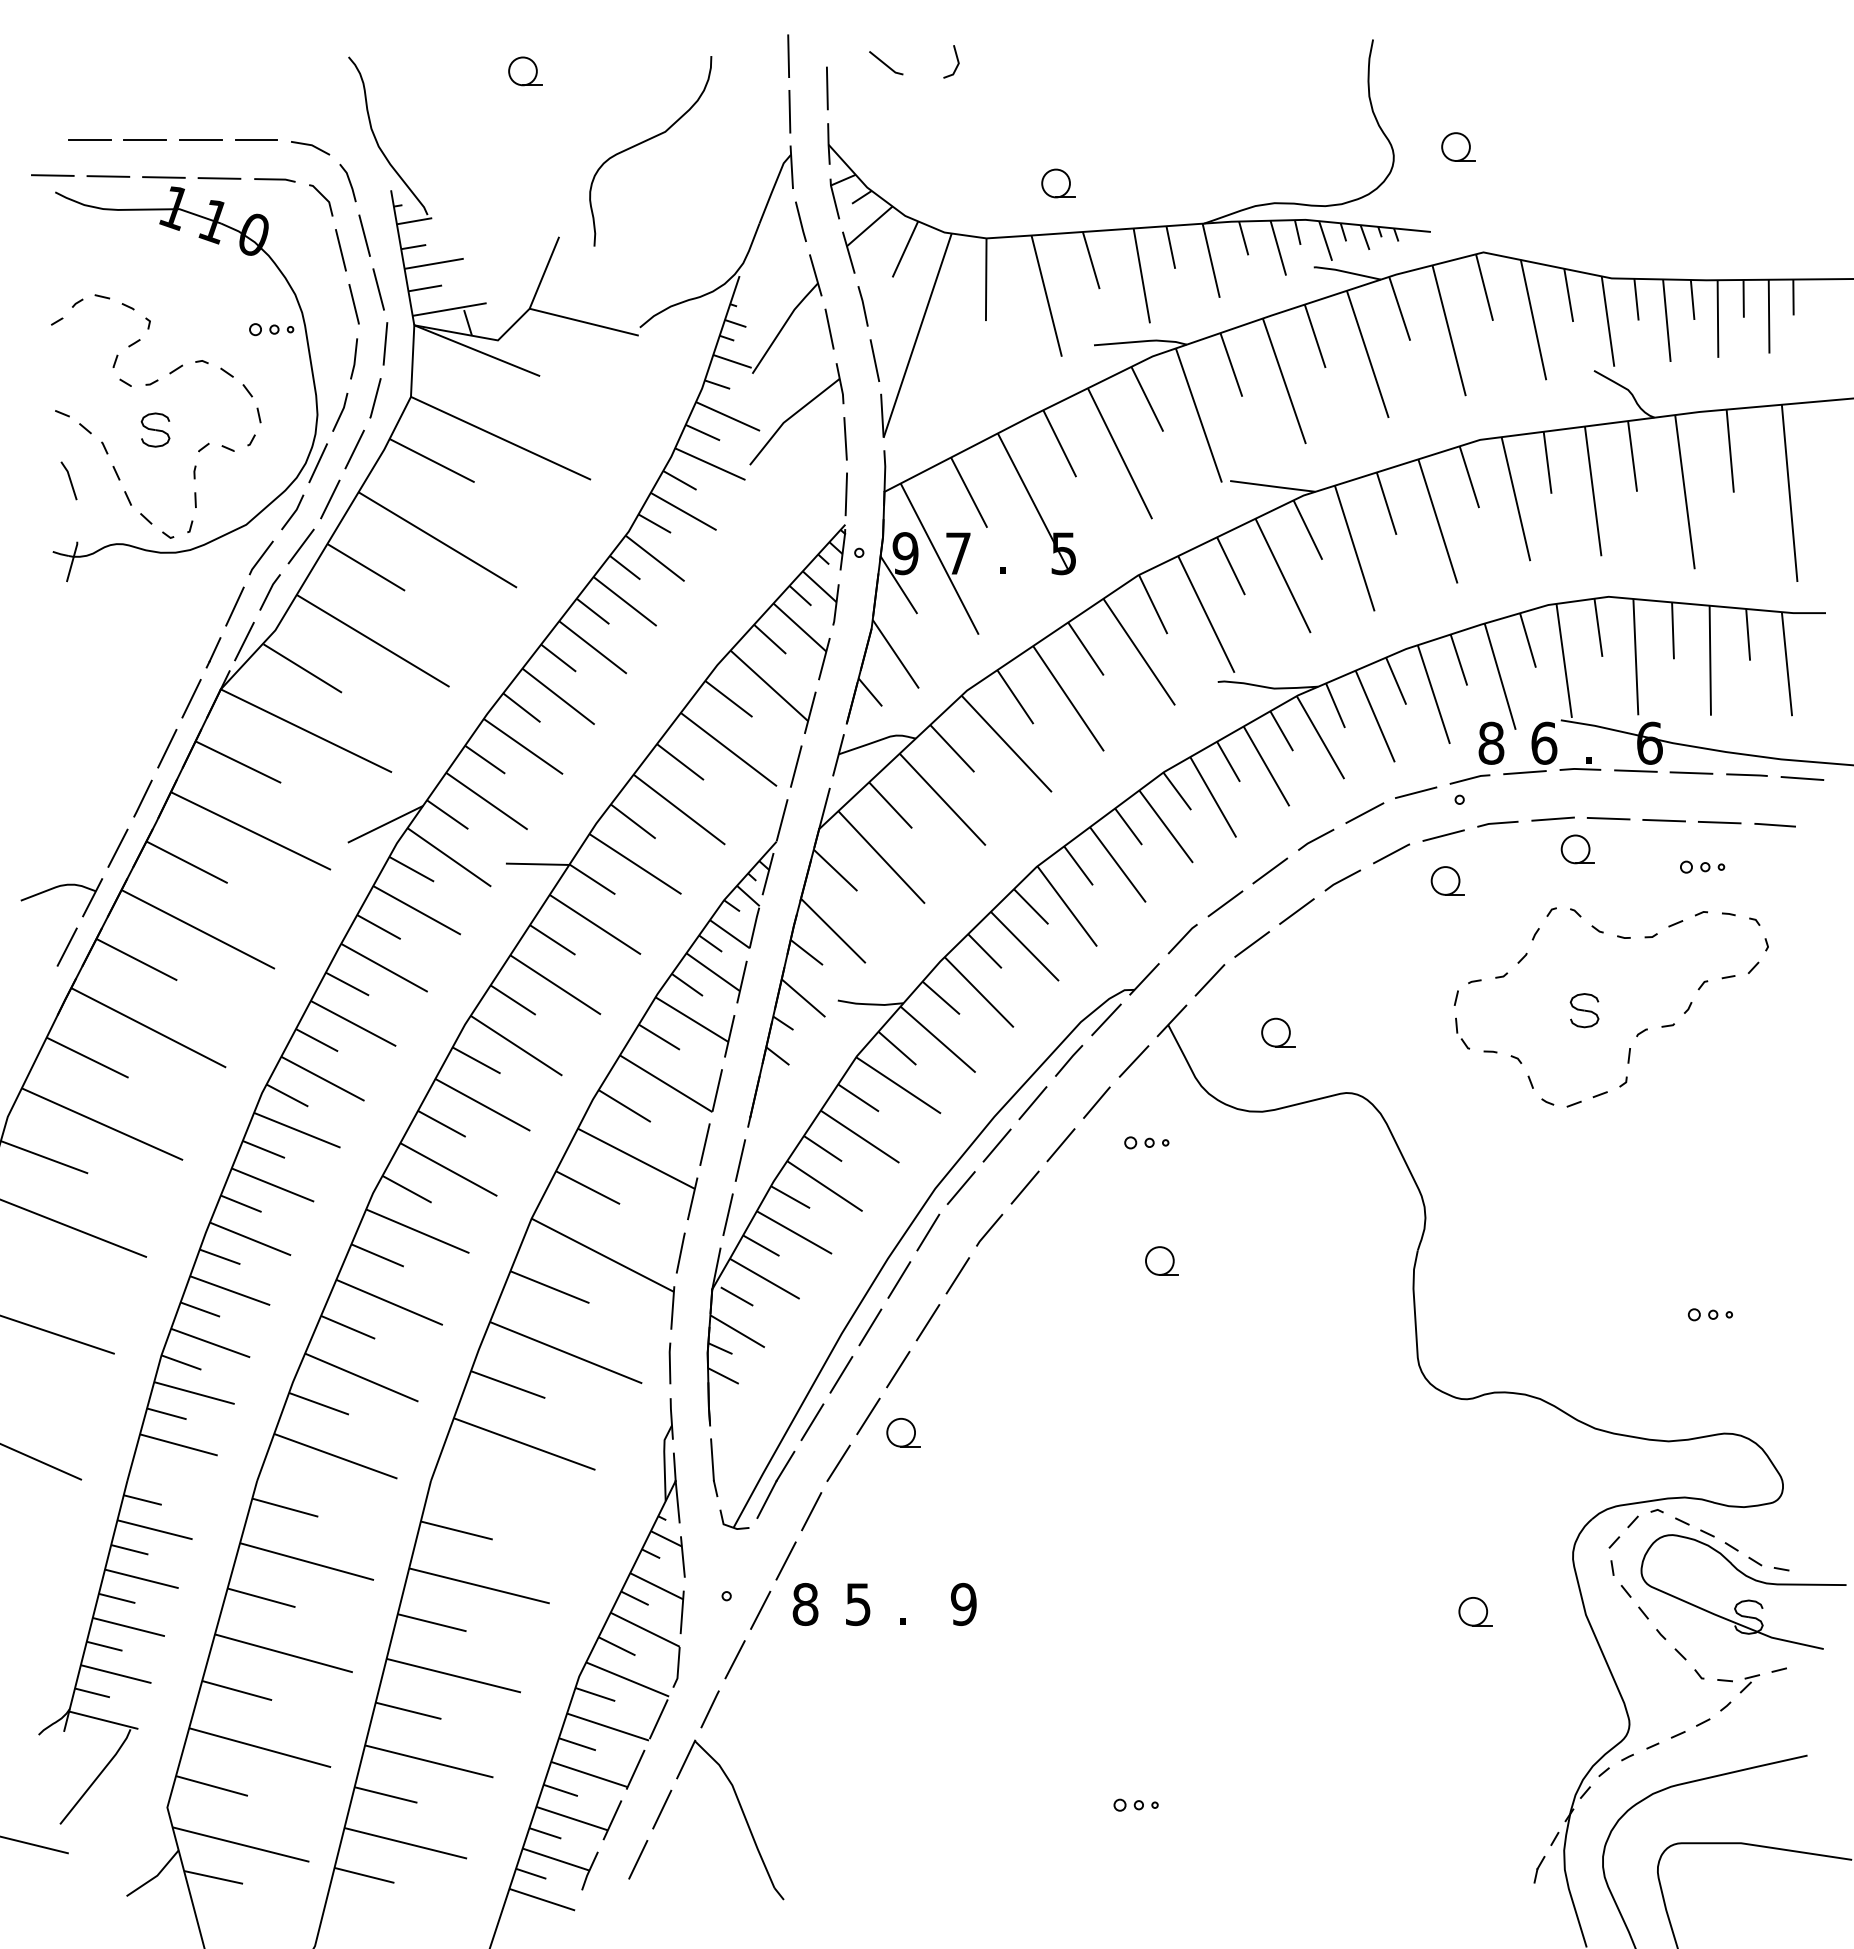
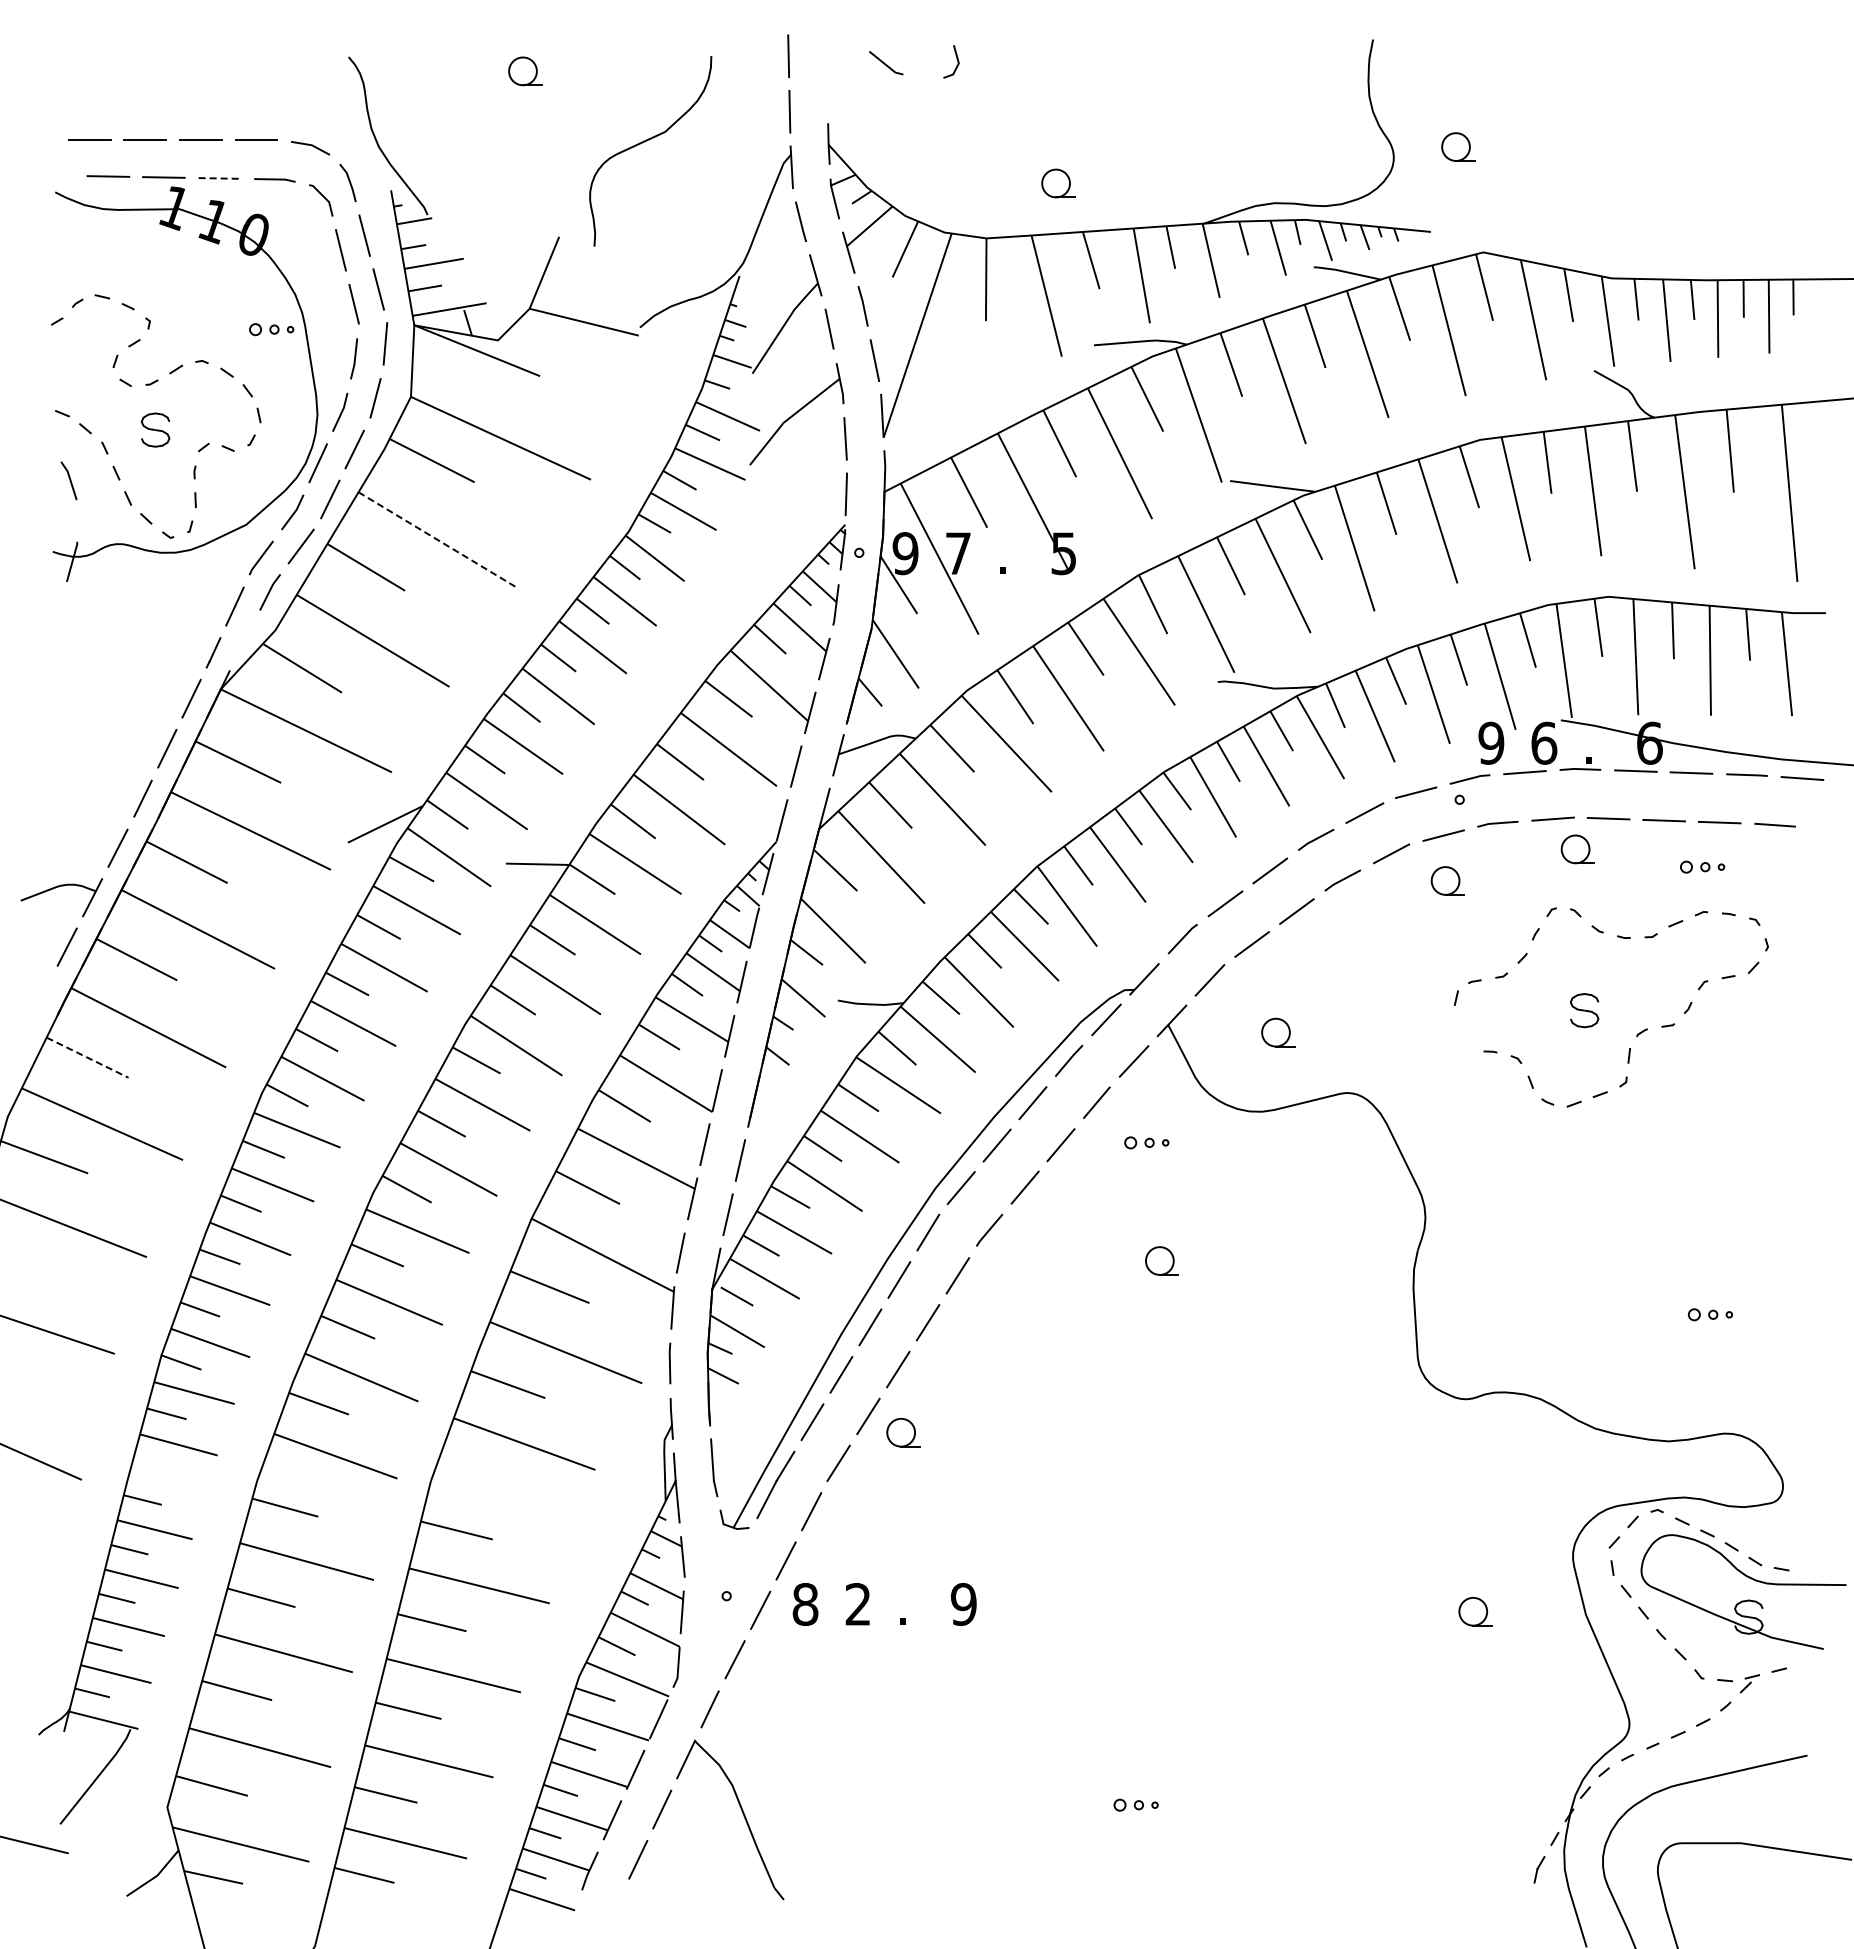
line: present -> none (826, 88)
line: present -> none (52, 175)
line: solid -> dashed (219, 178)
line: solid -> dashed (437, 539)
line: present -> none (244, 641)
text: 8 -> 9 (1491, 742)
part: present -> none (1462, 1033)
line: solid -> dashed (87, 1057)
text: 5 -> 2 (857, 1604)
